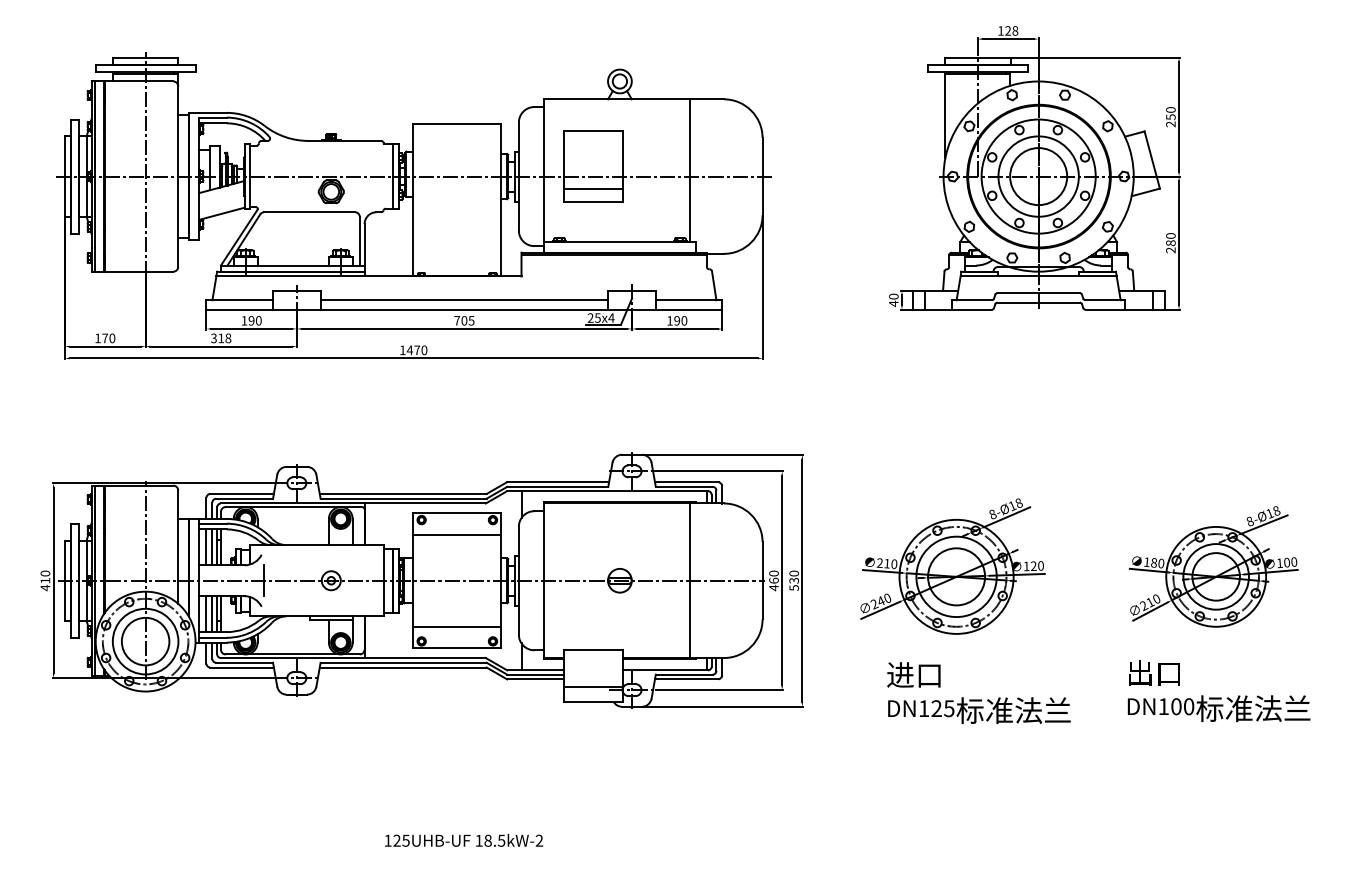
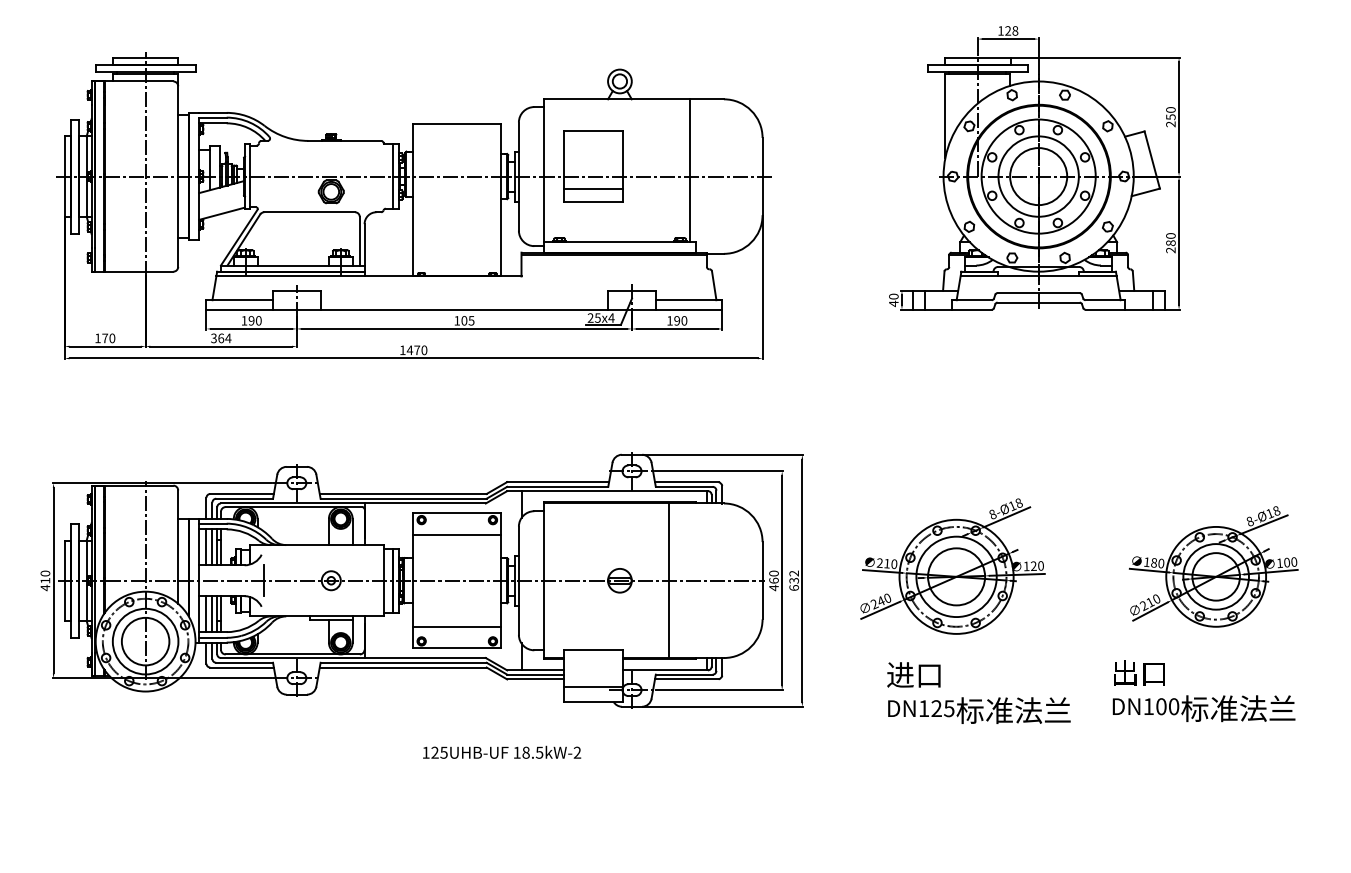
line: present -> none (464, 300)
text: 705 -> 105 (457, 320)
text: 318 -> 364 (224, 338)
line position: (689, 580) -> (668, 580) (668, 580)
text: 530 -> 632 (794, 580)
text position: (1218, 691) -> (1203, 691) (1203, 691)
text position: (464, 839) -> (502, 751) (502, 751)
